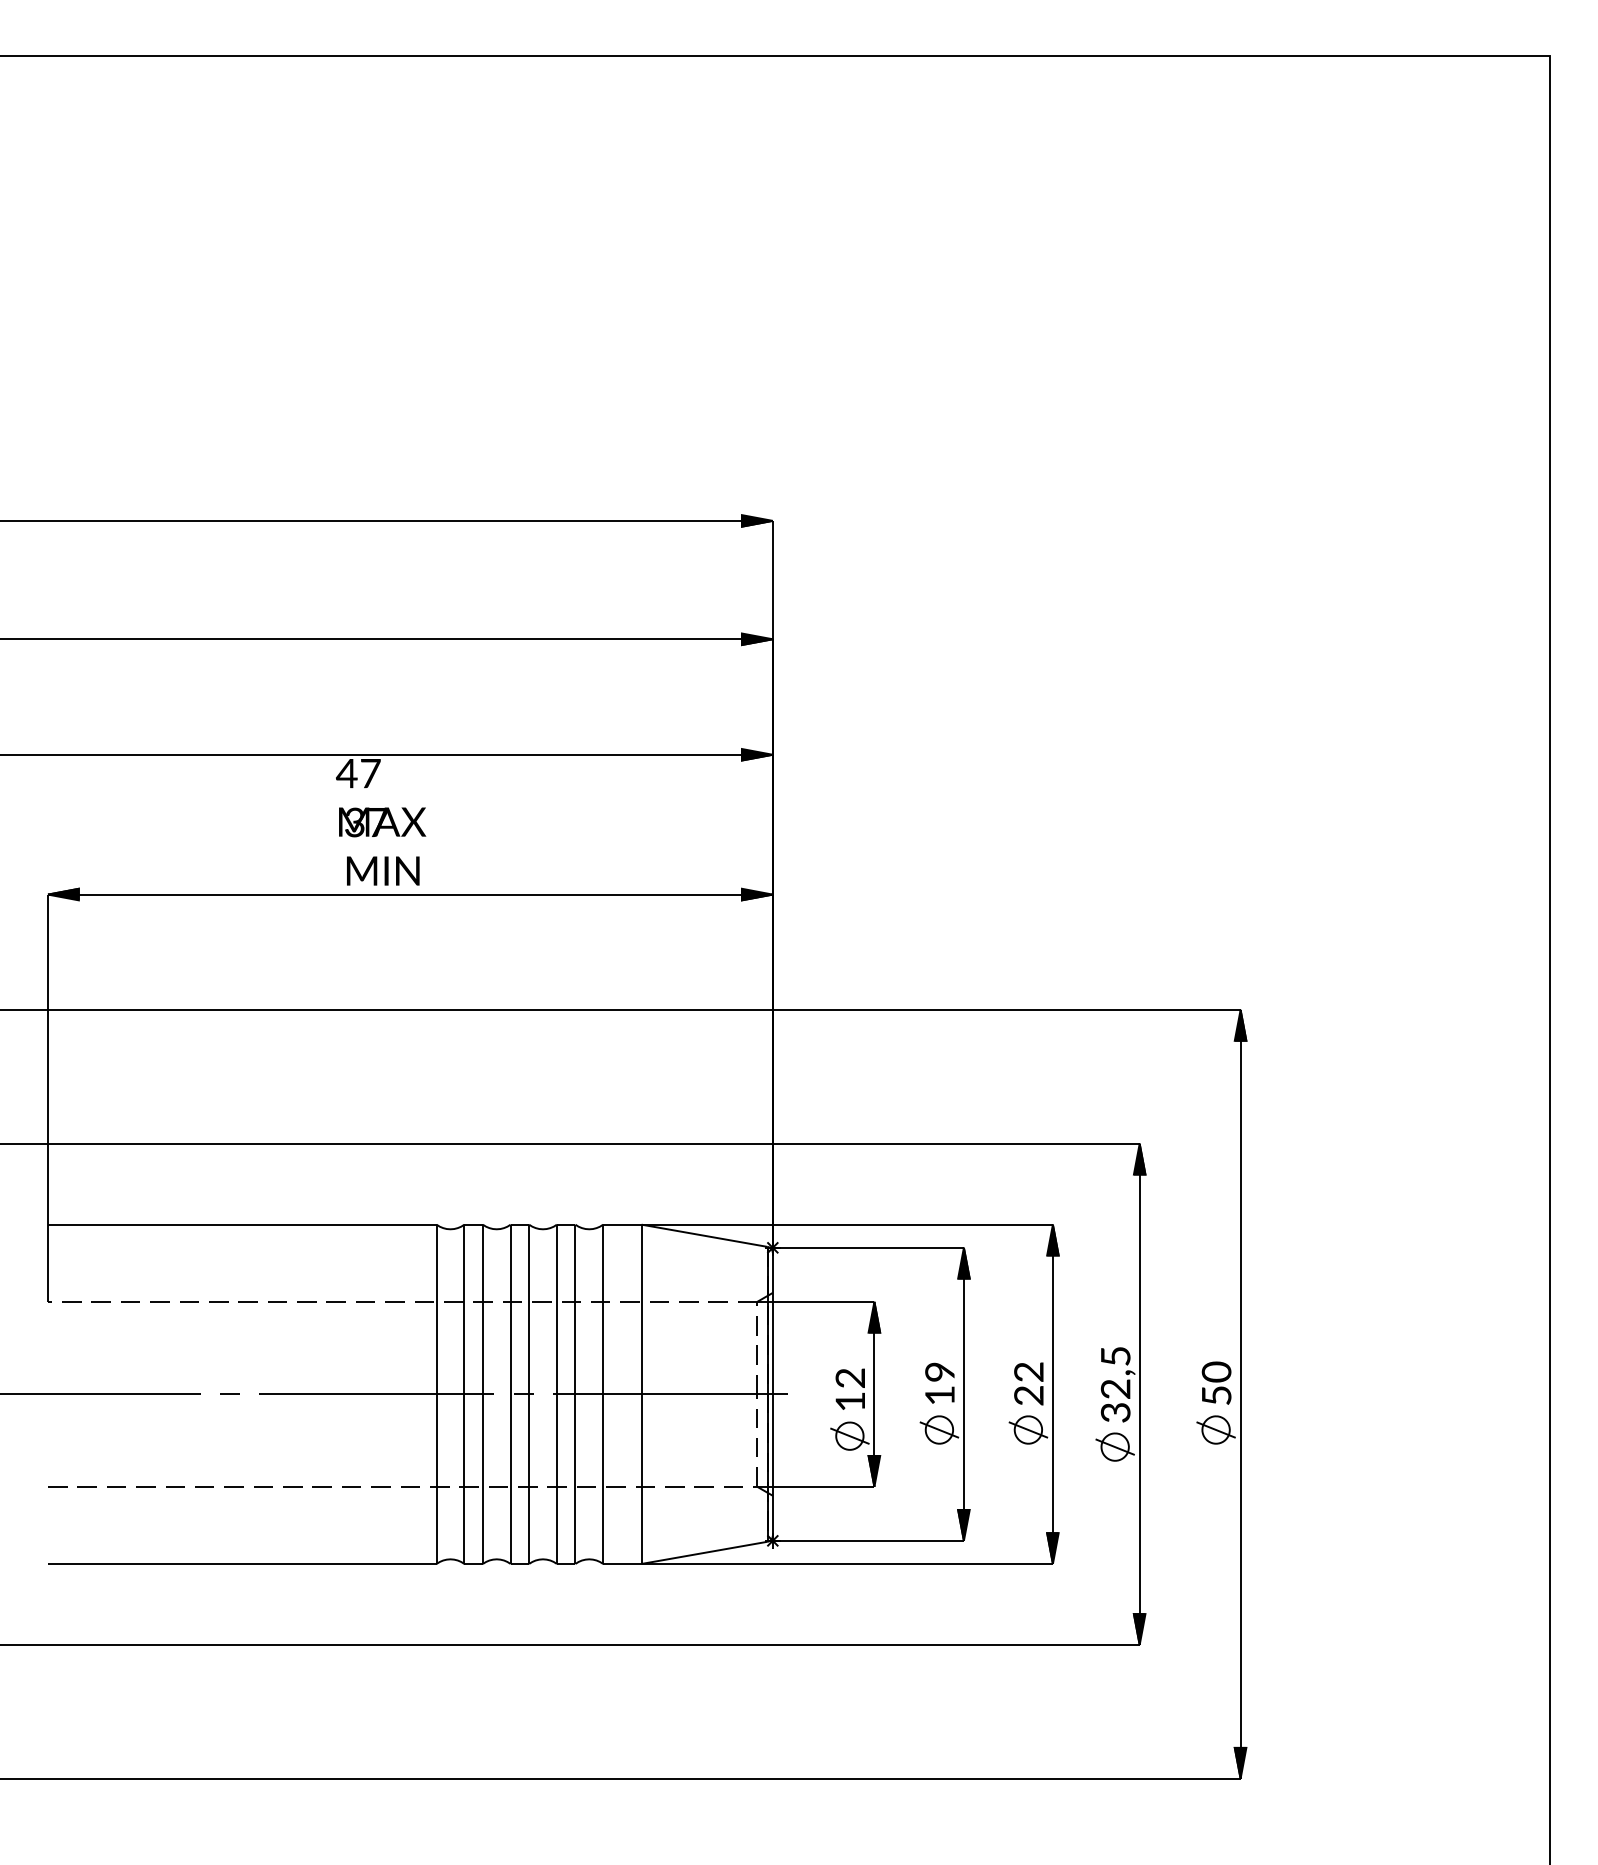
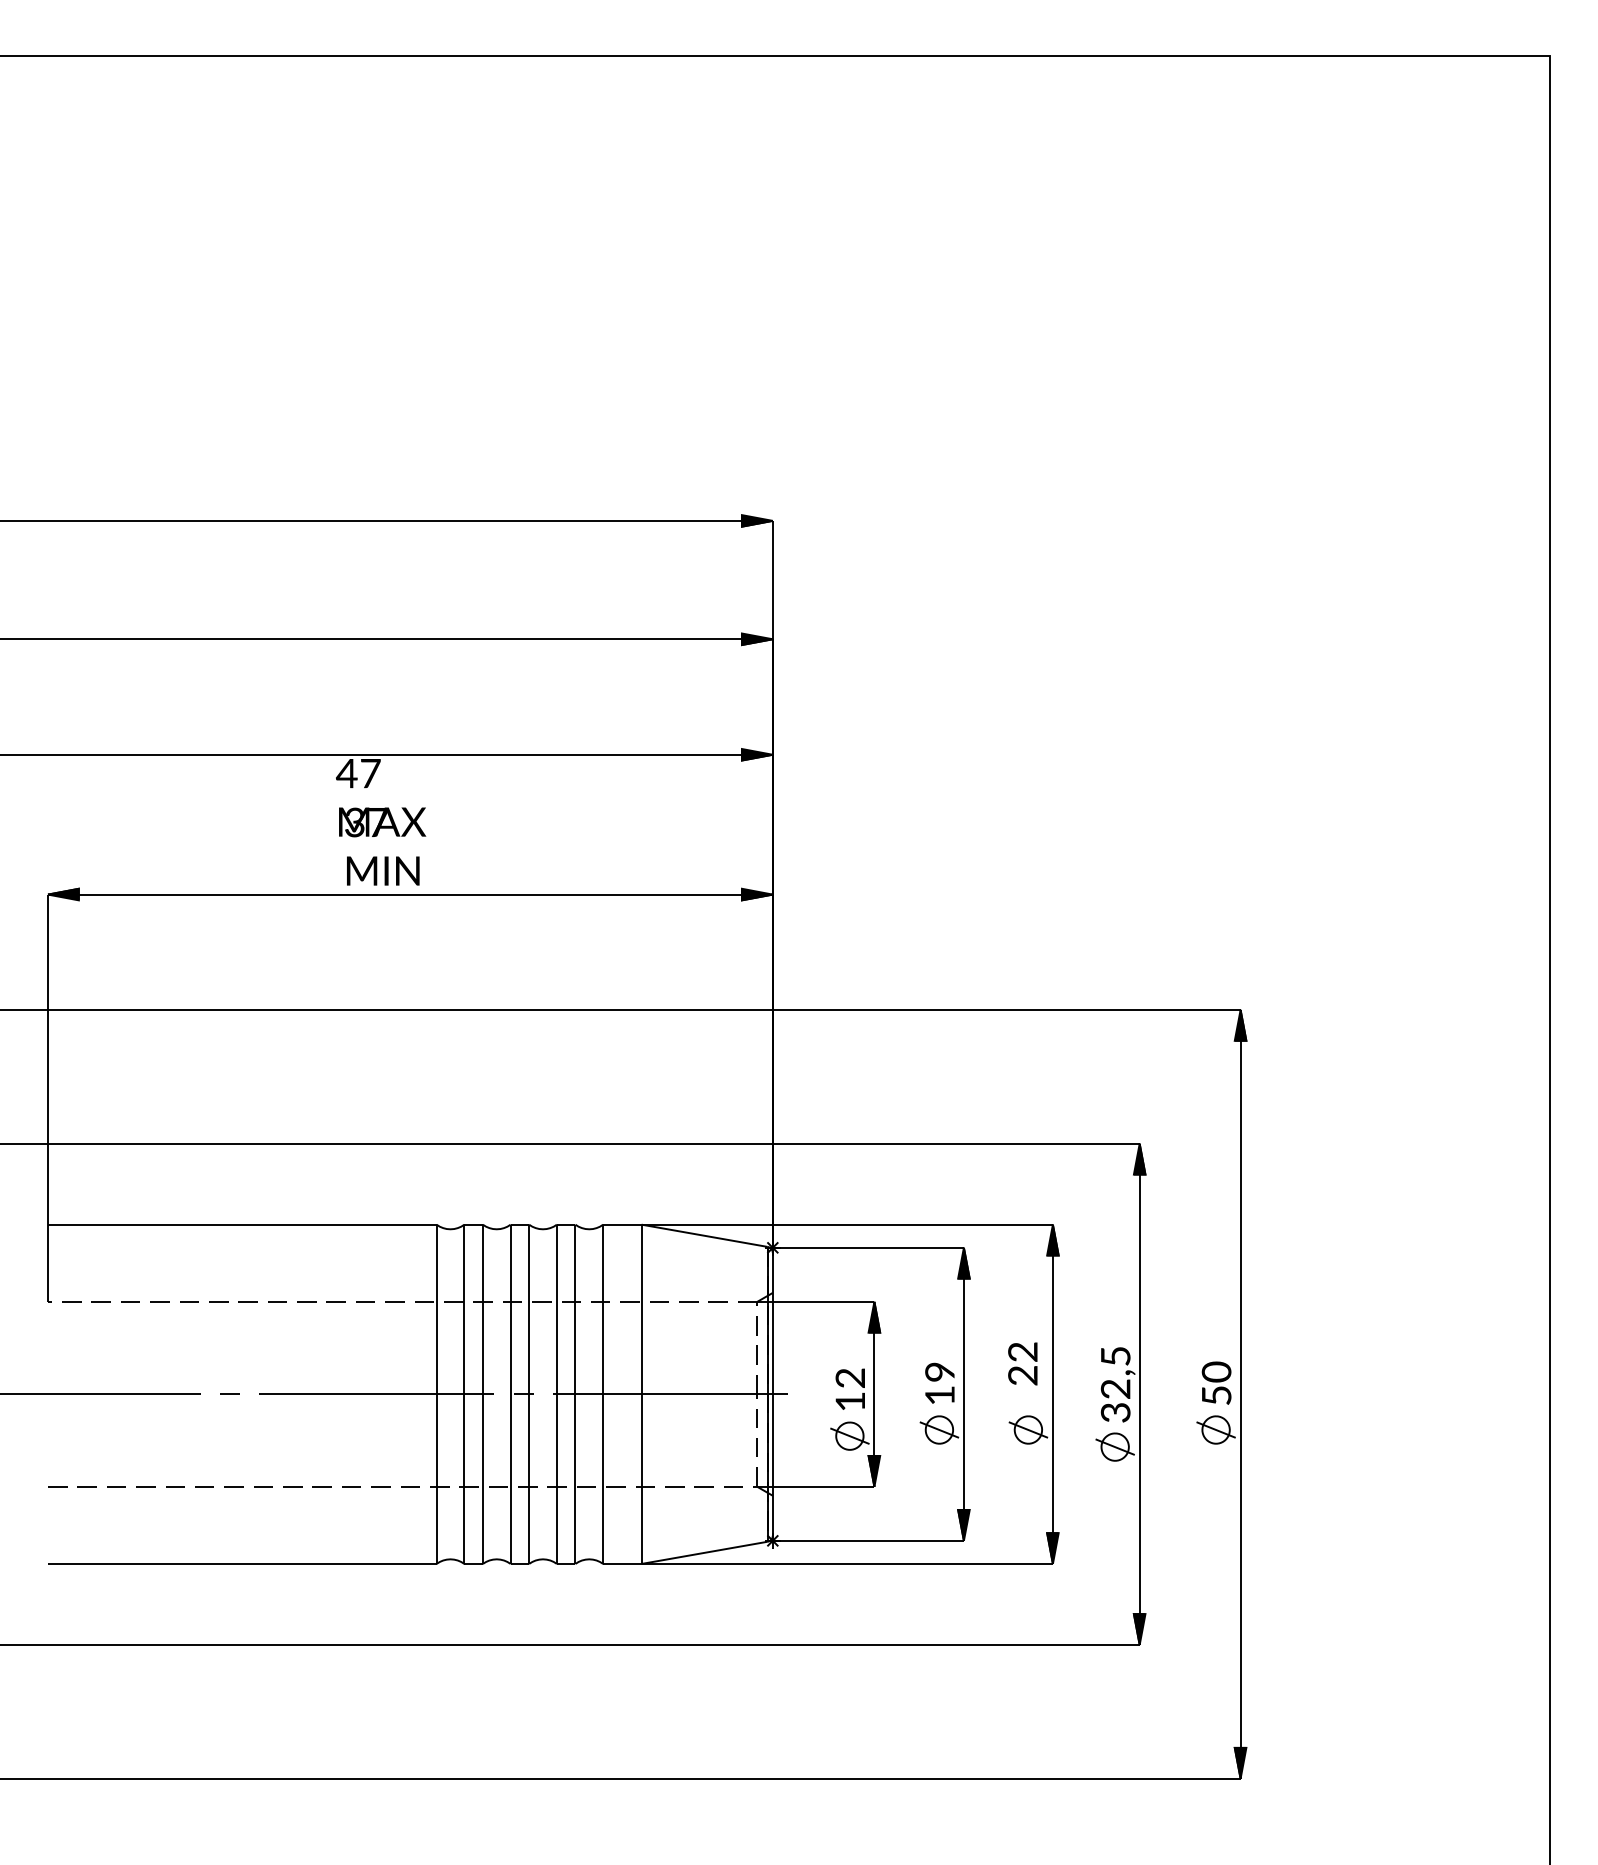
text position: (1028, 1383) -> (1022, 1363) (1022, 1363)
